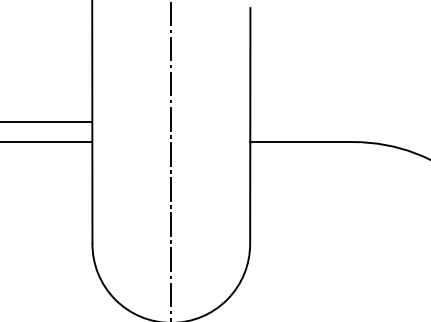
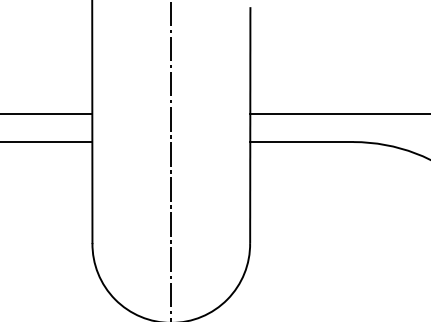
line: none -> present (338, 113)
line position: (47, 121) -> (47, 113) (47, 113)
